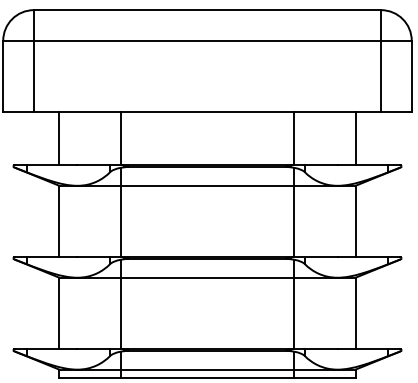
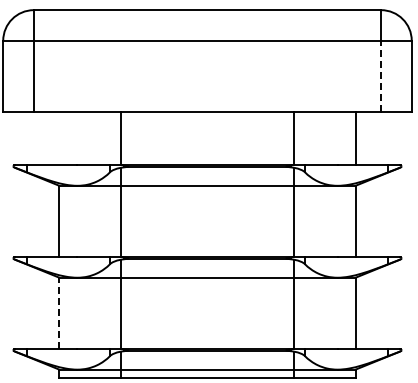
line: solid -> dashed (381, 76)
line: present -> none (59, 138)
line: solid -> dashed (59, 313)
